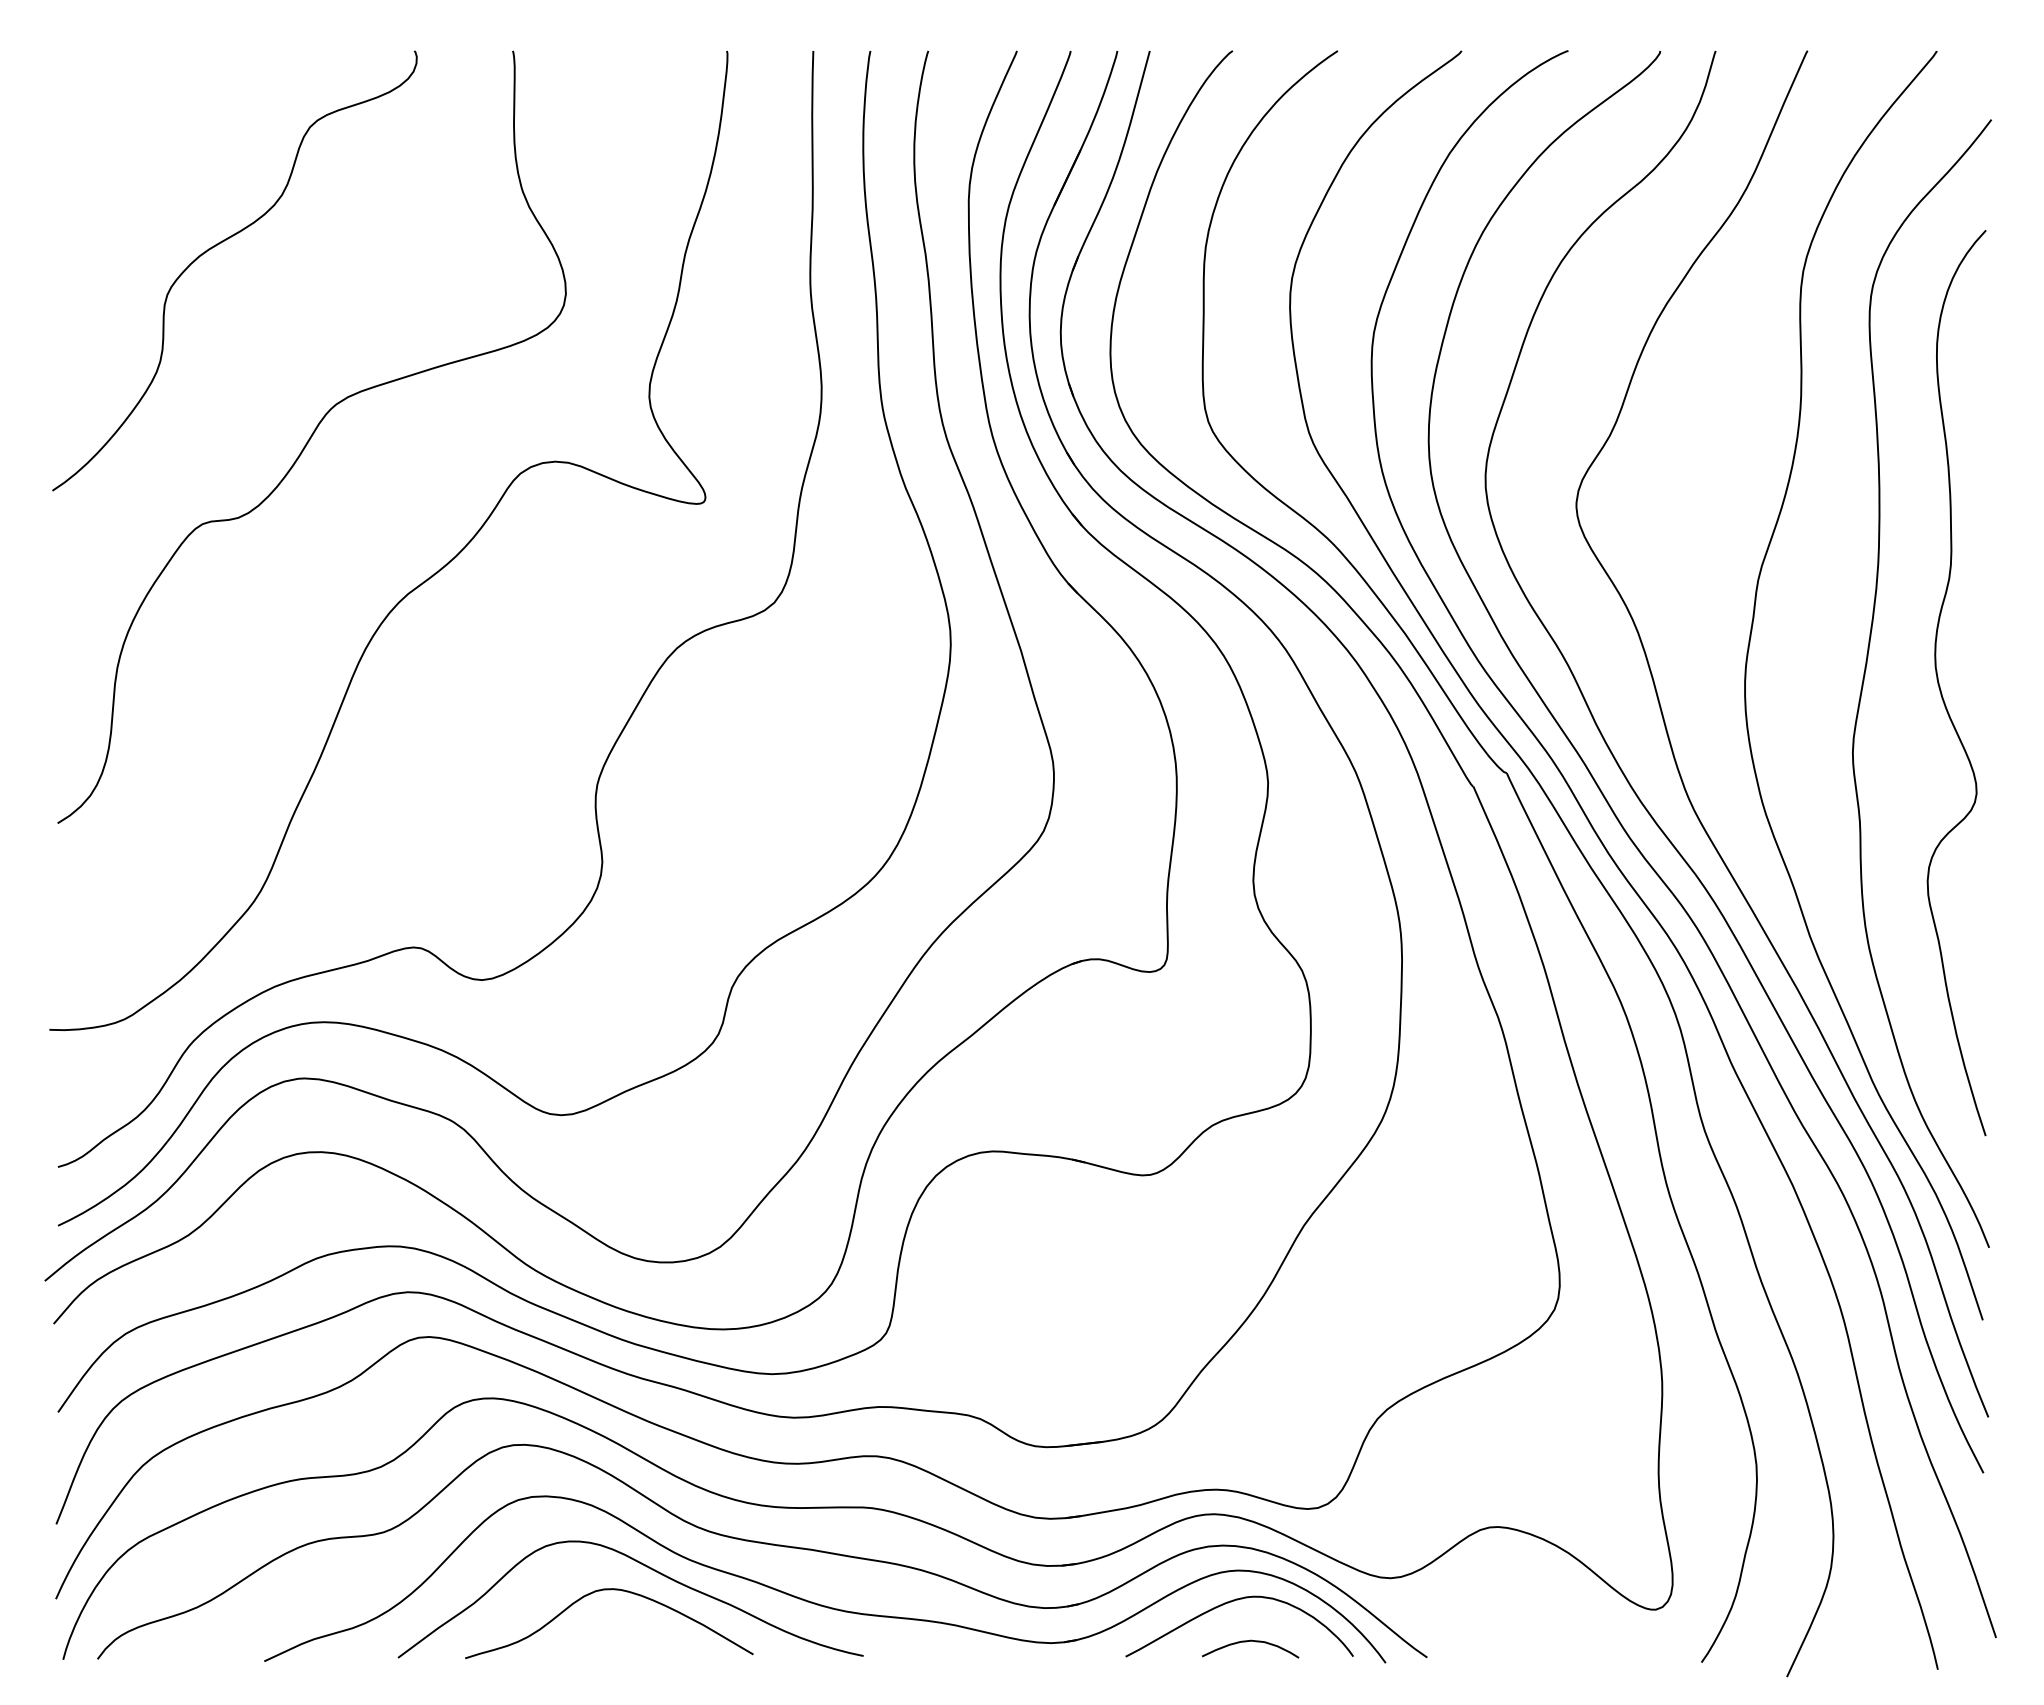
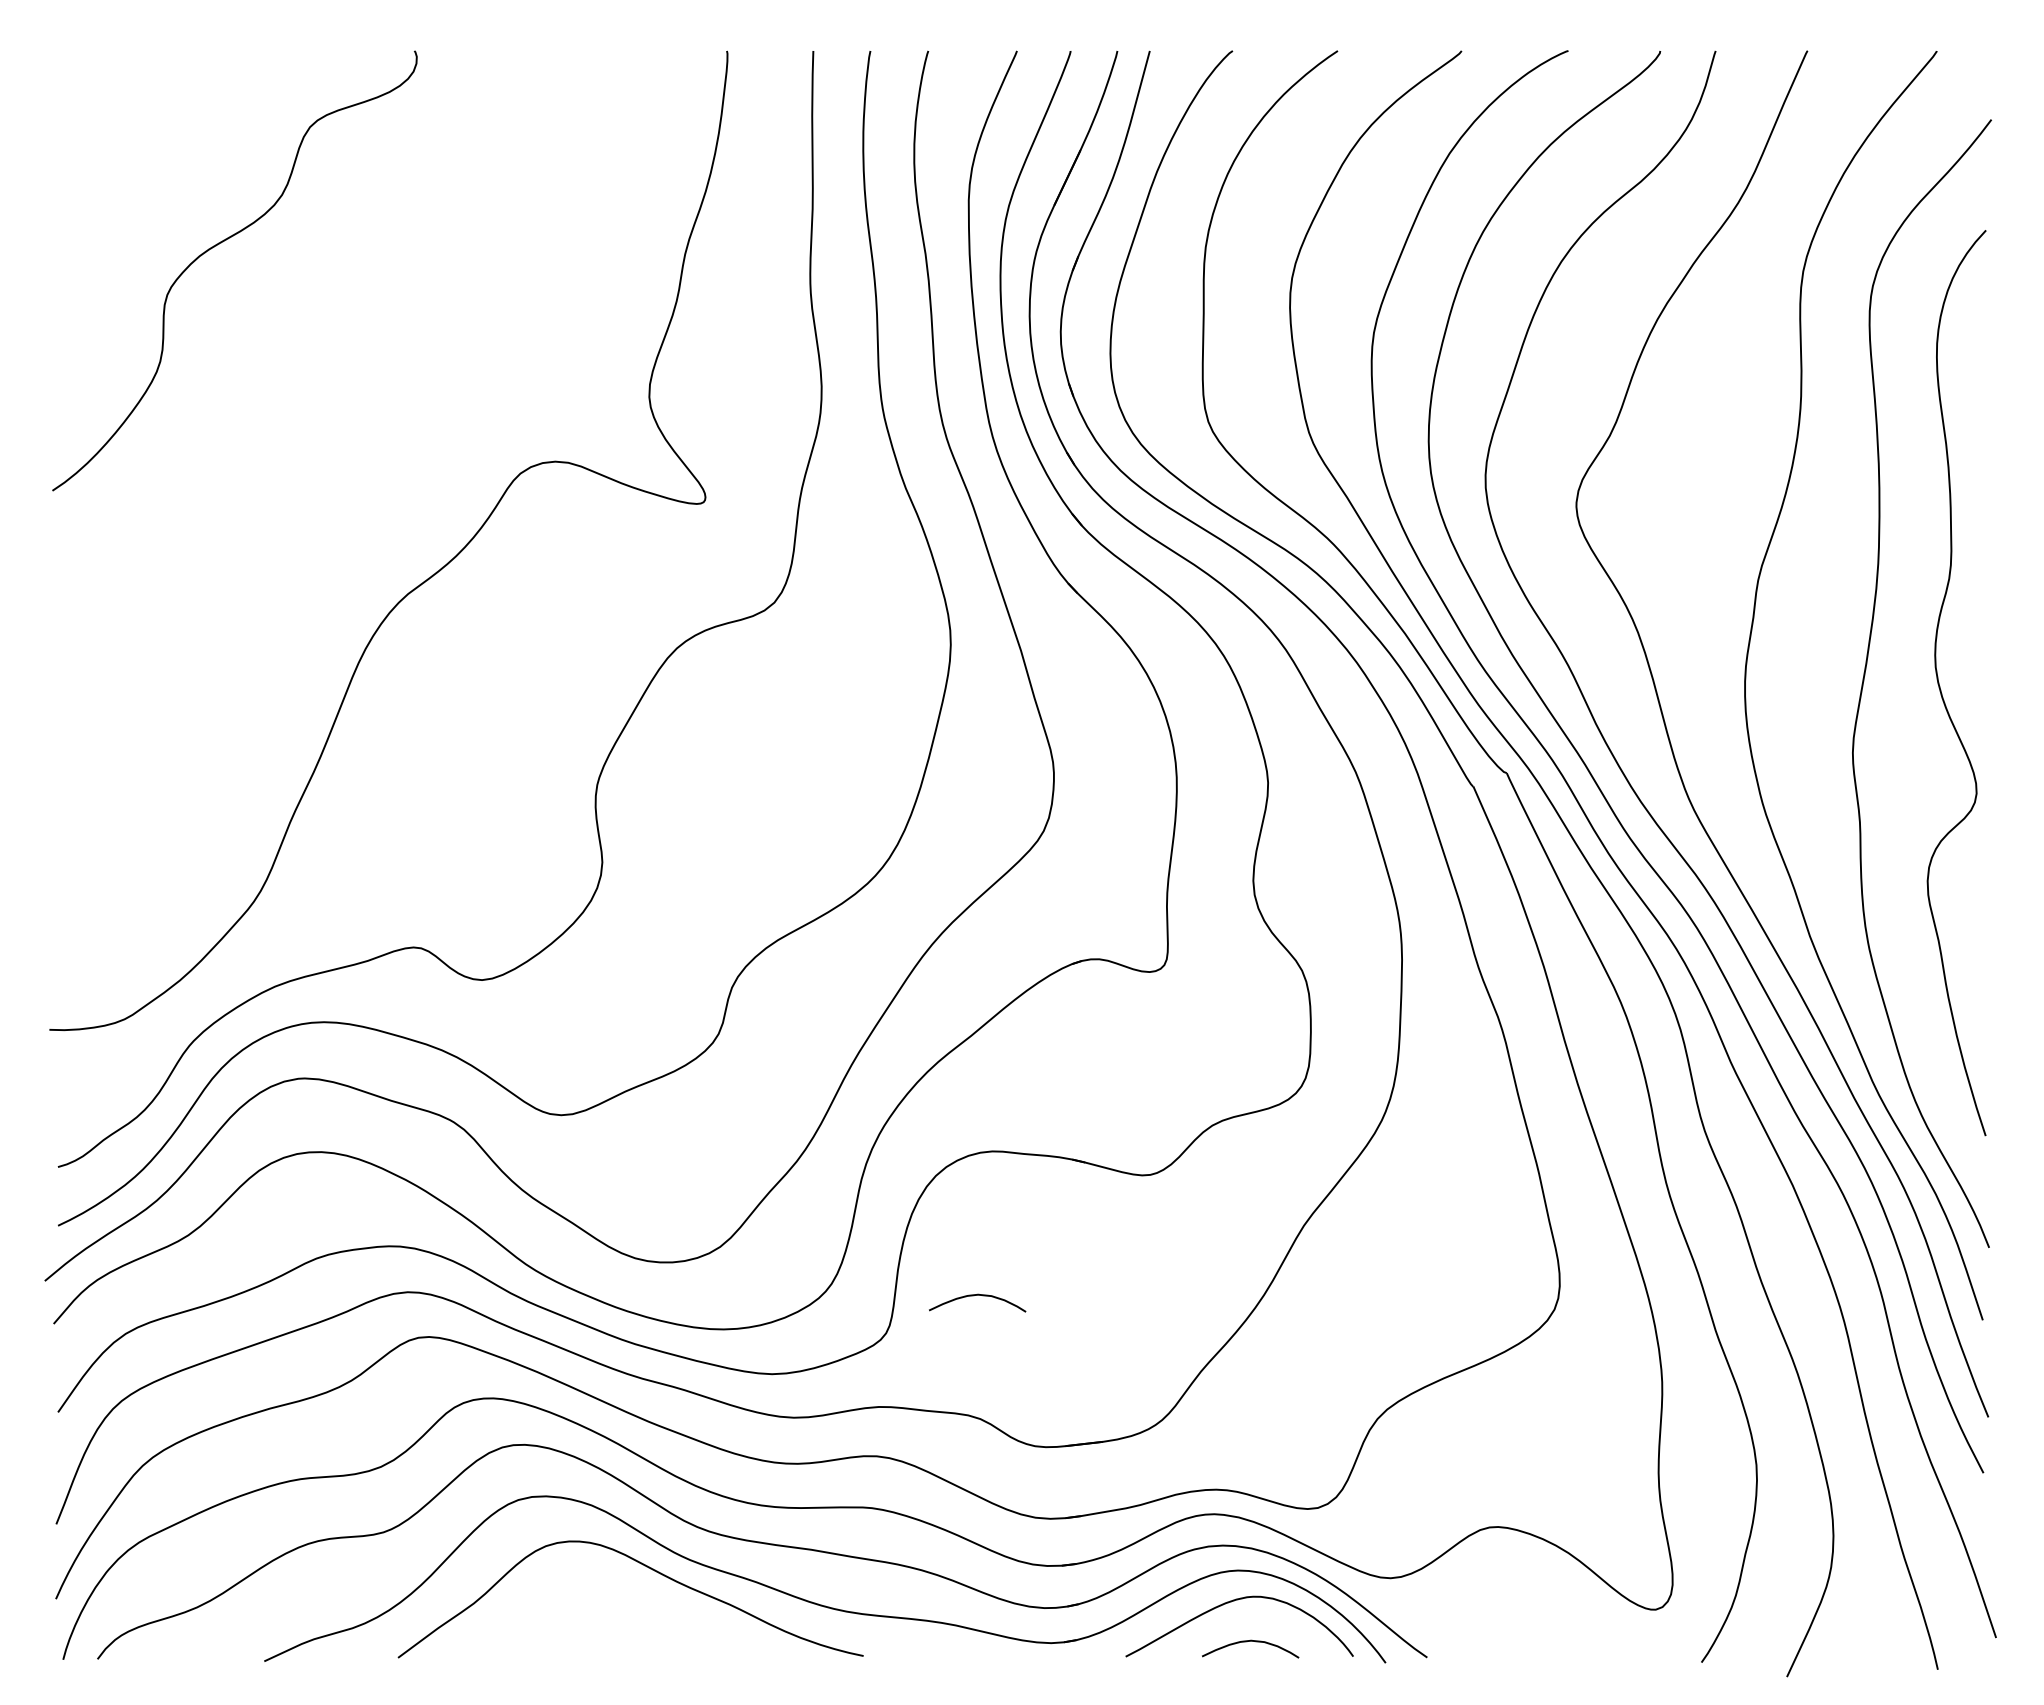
curve: present -> none (311, 436)
curve: none -> present (977, 1295)
curve: present -> none (609, 1590)
